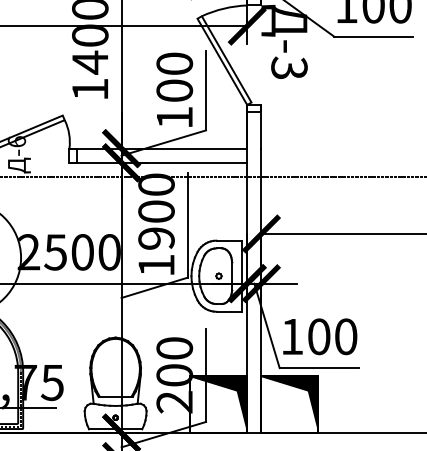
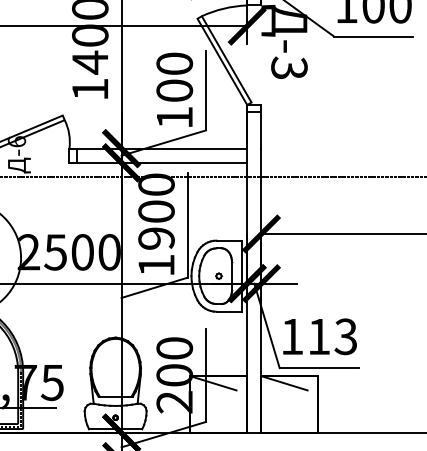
text: 100 -> 113 (332, 336)
fill: present -> none (218, 402)
fill: present -> none (289, 402)
